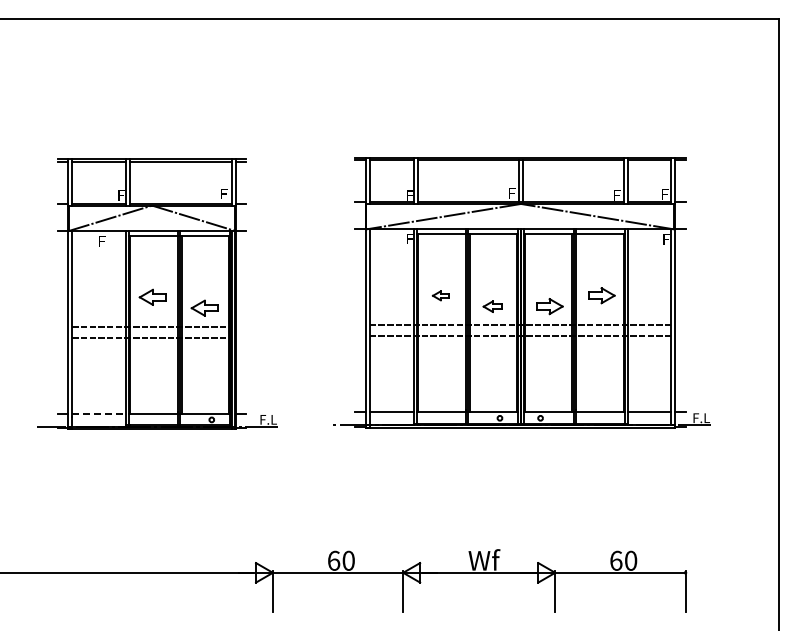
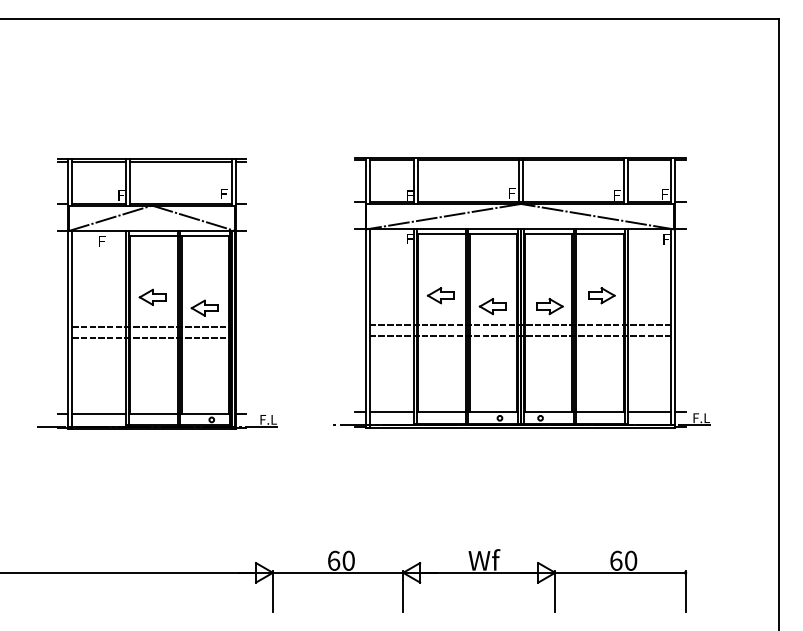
part size: 19x12 px -> 29x18 px (440, 295)
part size: 21x13 px -> 29x18 px (492, 306)
line: dashed -> solid (99, 413)
